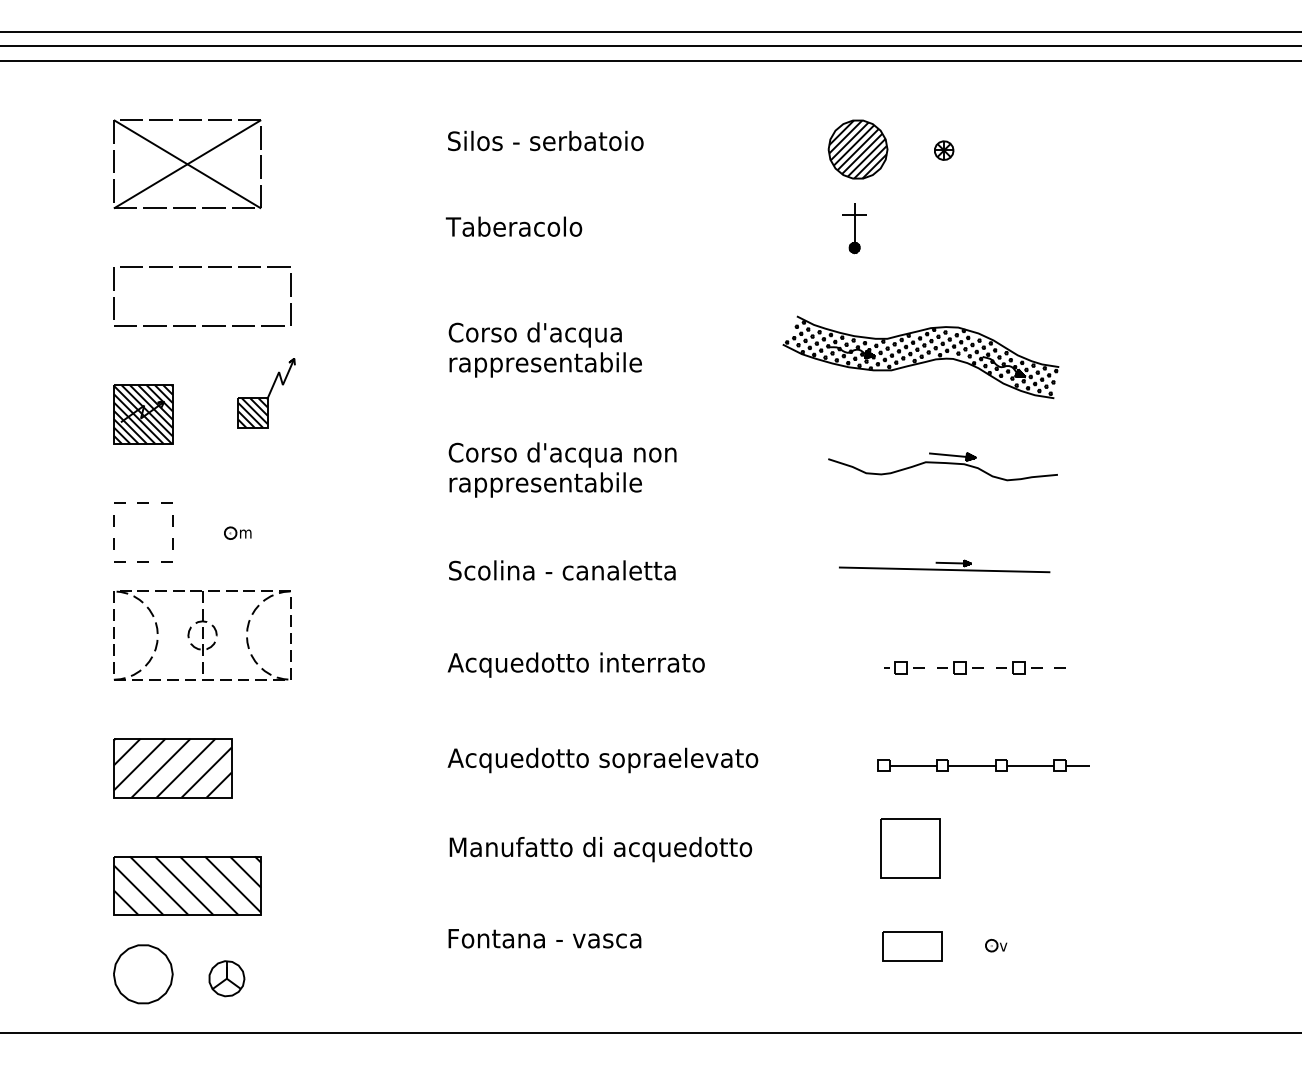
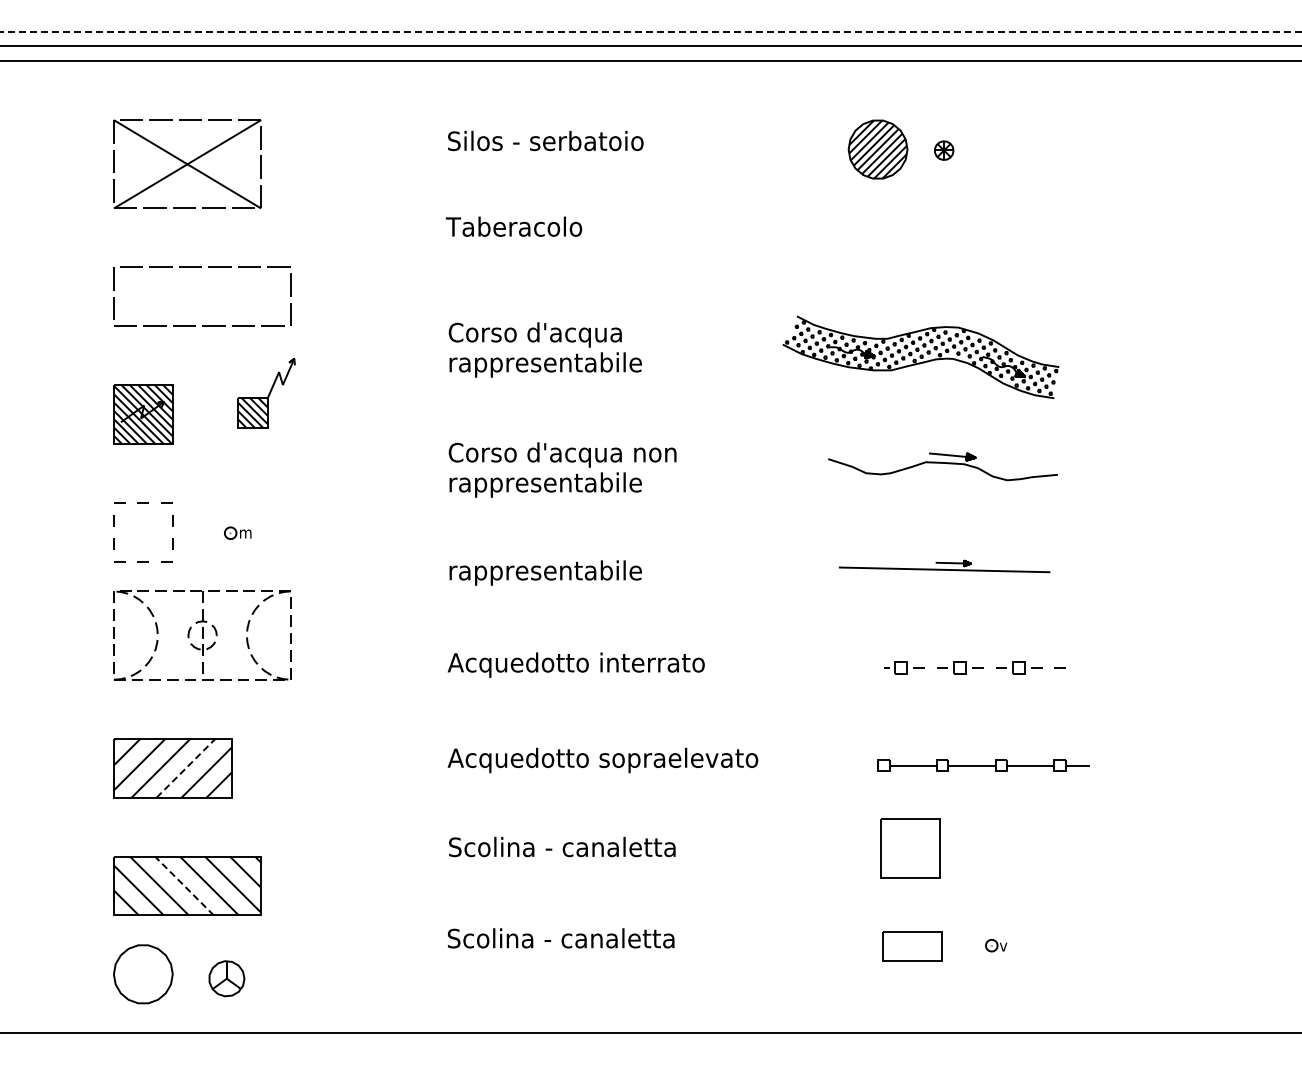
line: solid -> dashed (651, 31)
part position: (857, 149) -> (877, 149) (877, 149)
part: present -> none (854, 228)
text: Scolina - canaletta -> rappresentabile (562, 572)
line: solid -> dashed (186, 768)
text: Manufatto di acquedotto -> Scolina - canaletta (600, 849)
line: solid -> dashed (184, 885)
text: Fontana - vasca -> Scolina - canaletta (560, 938)
